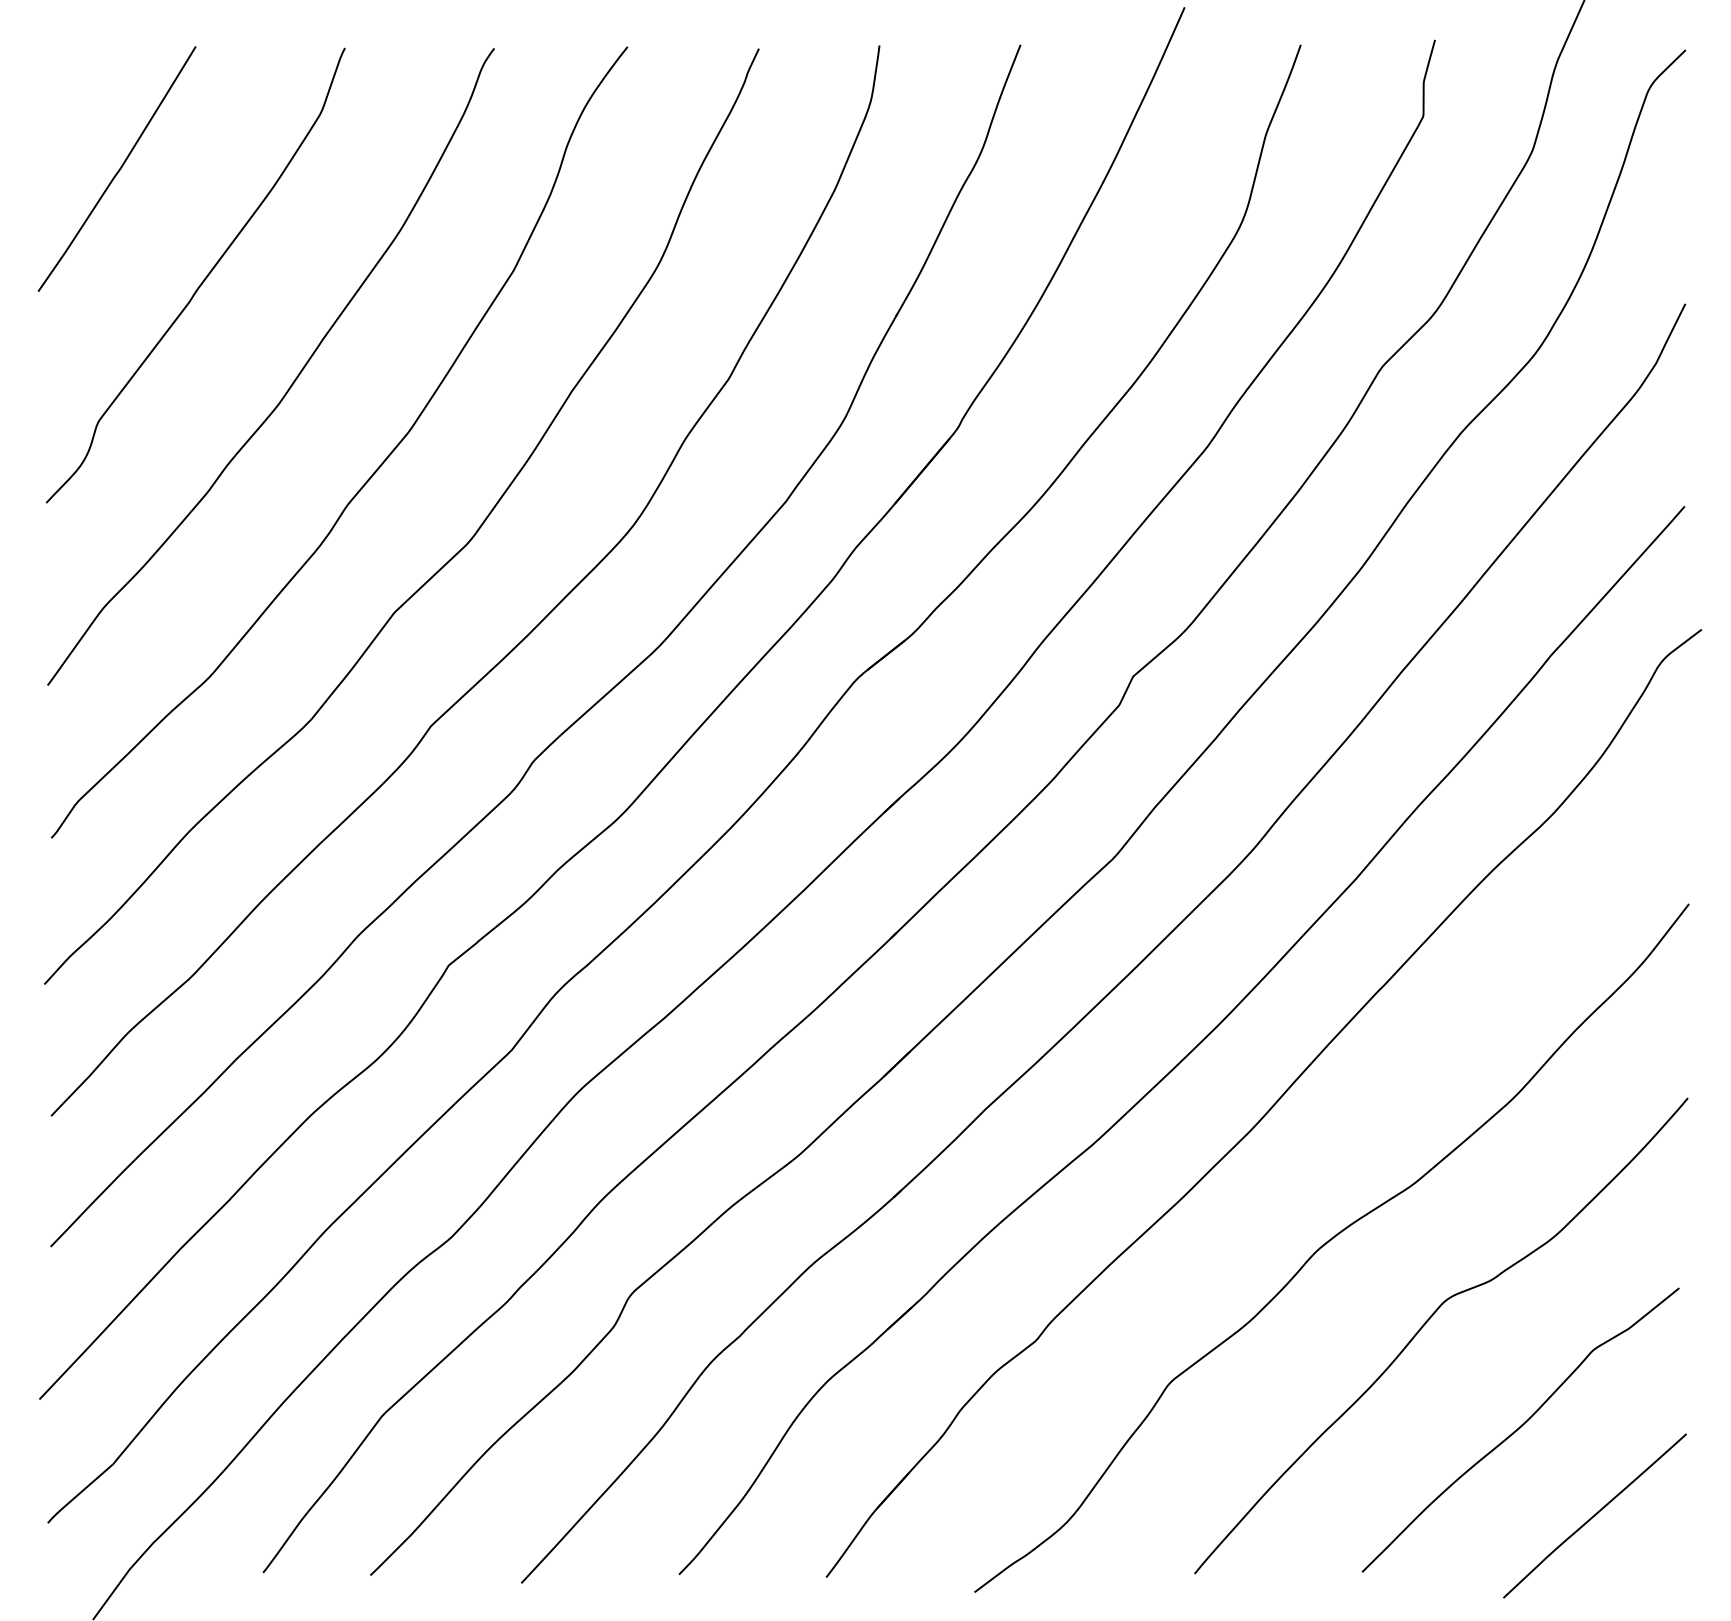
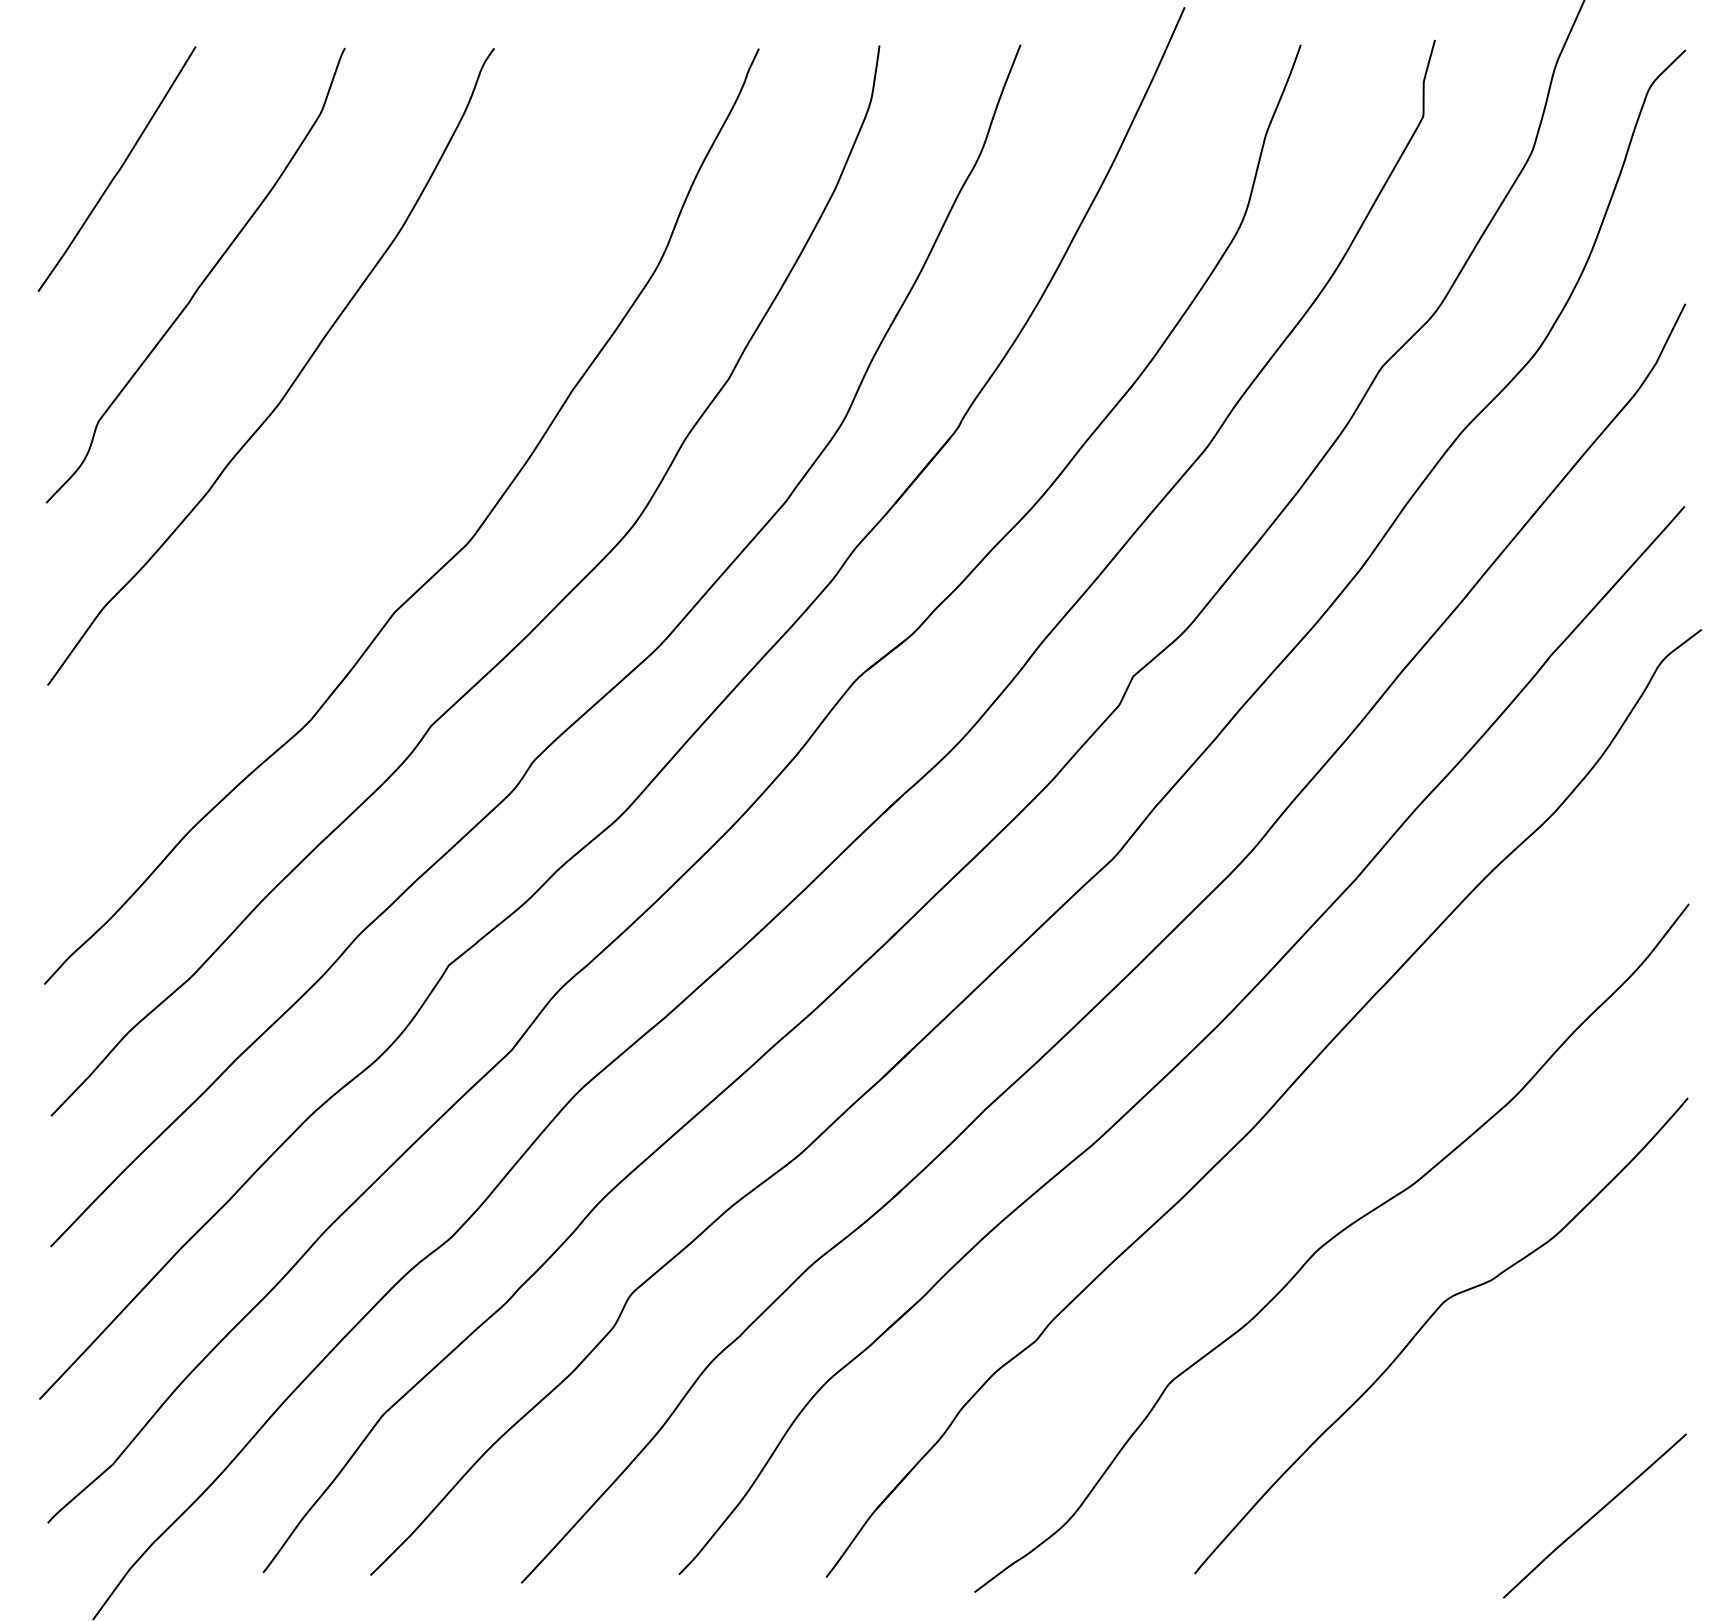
curve: present -> none (372, 473)
curve: present -> none (1520, 1428)
